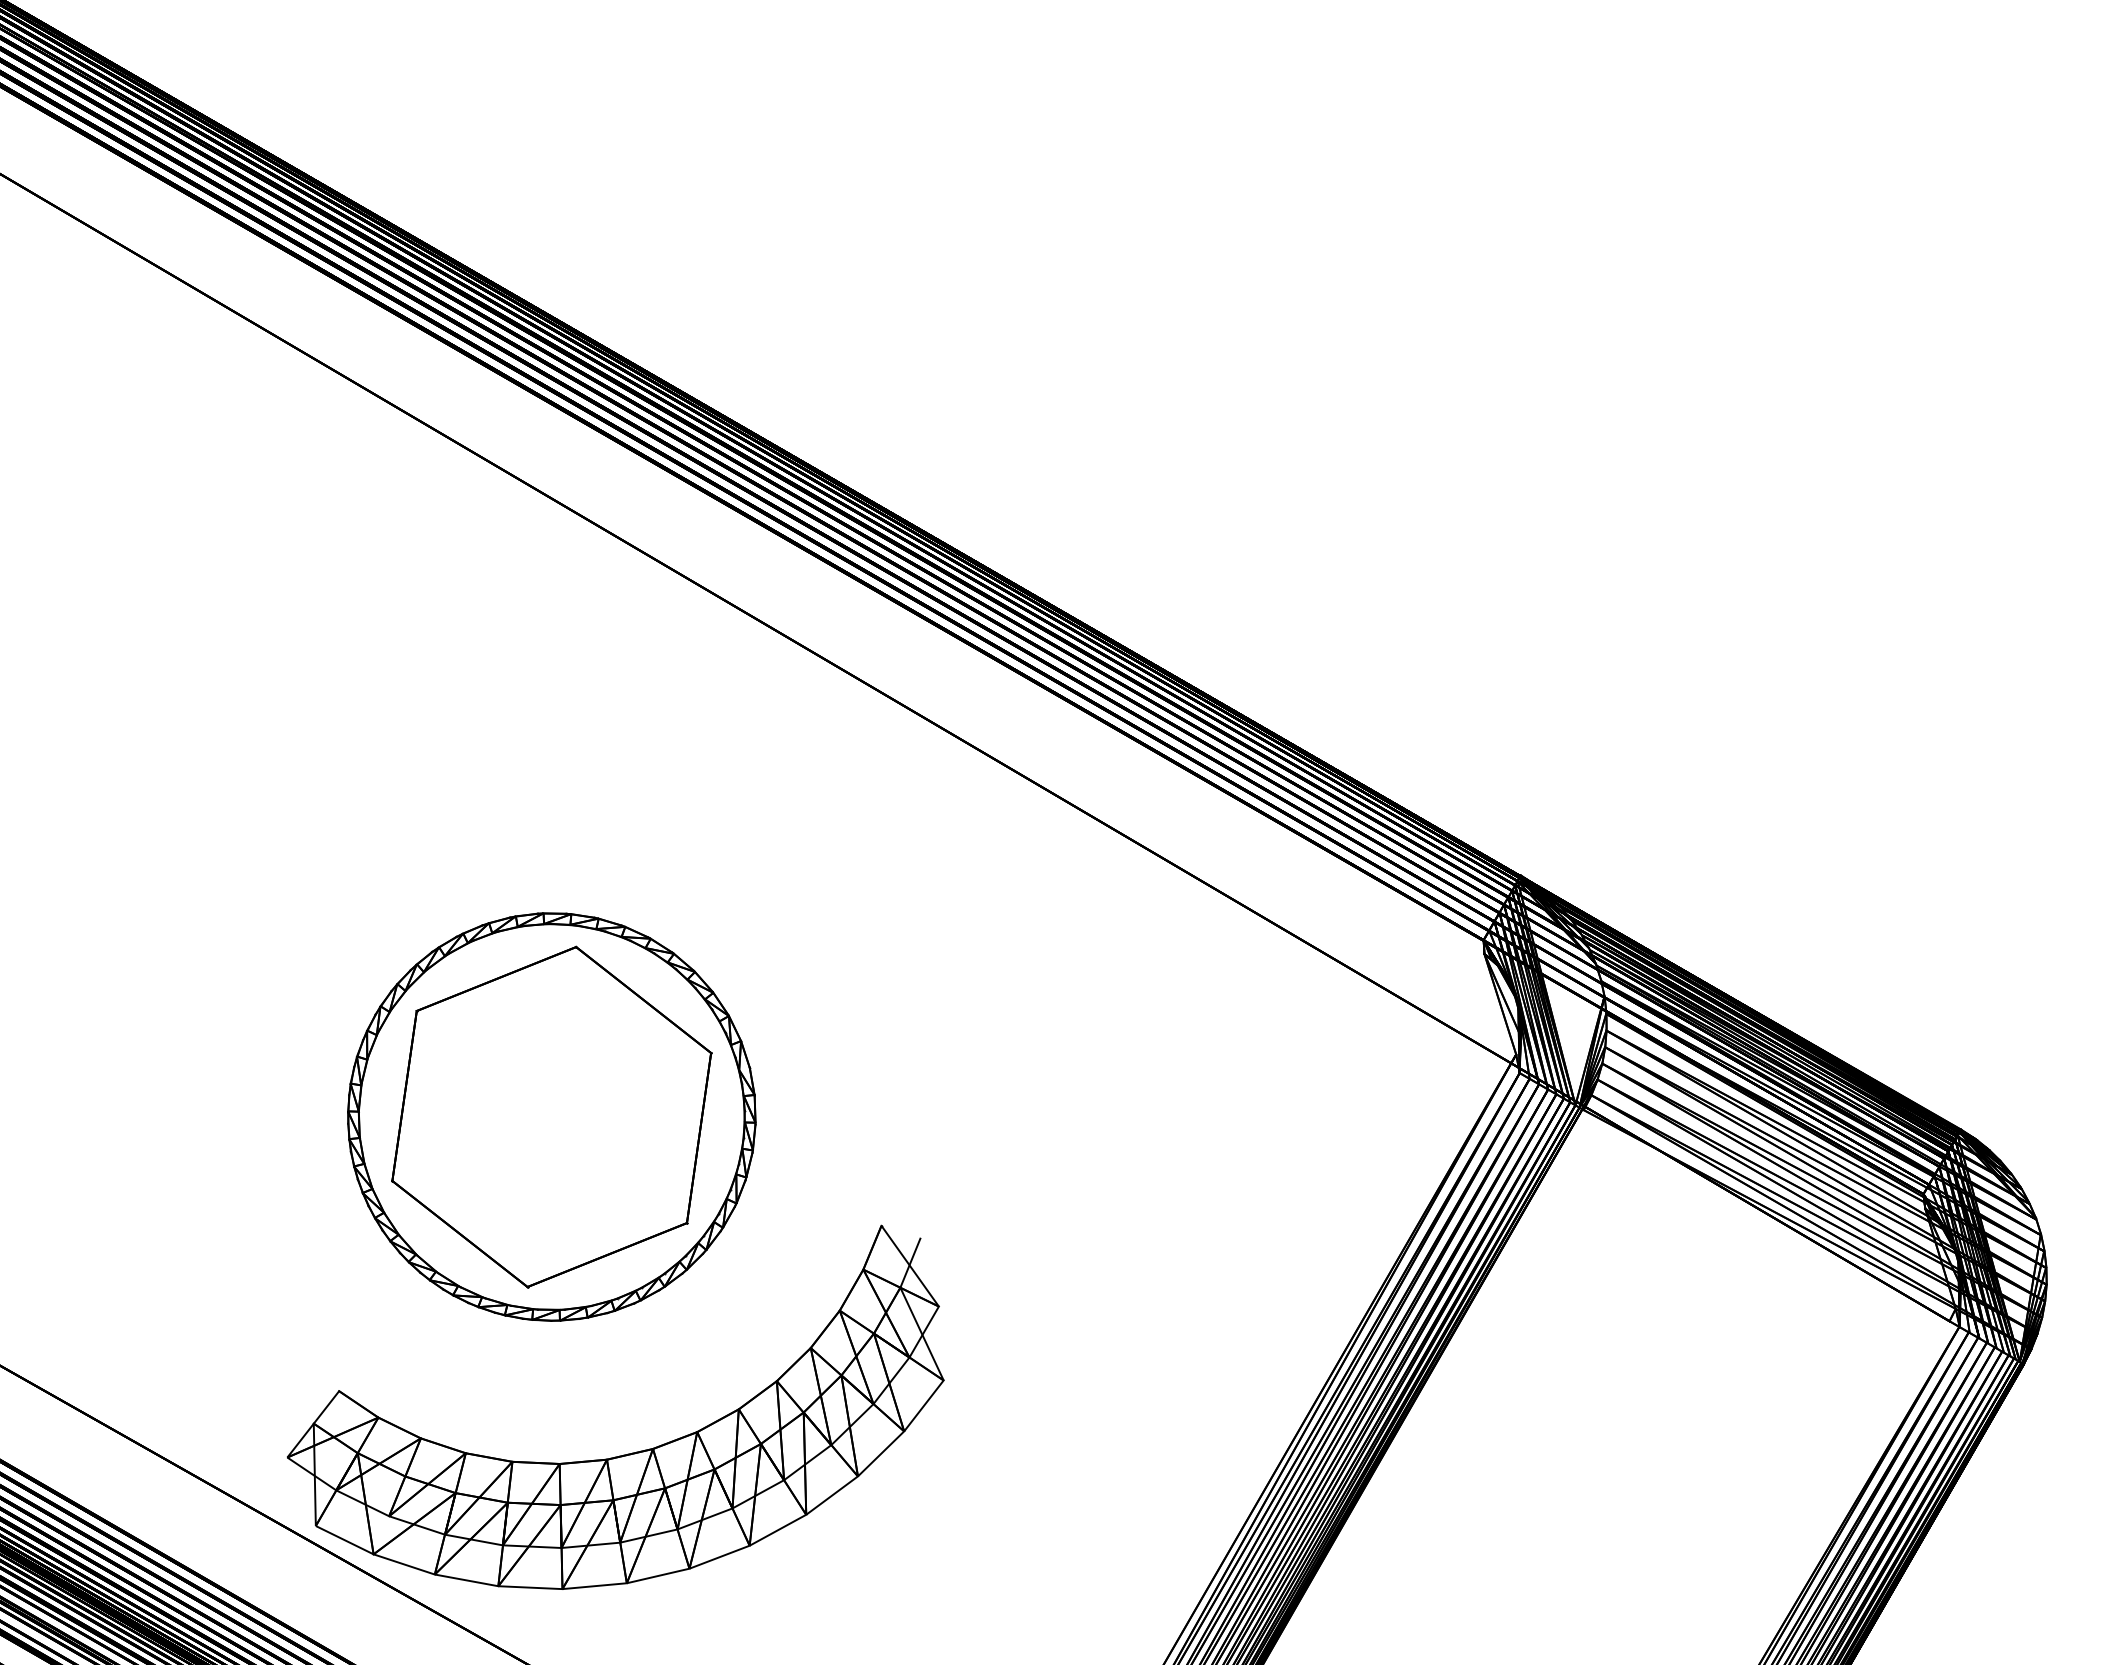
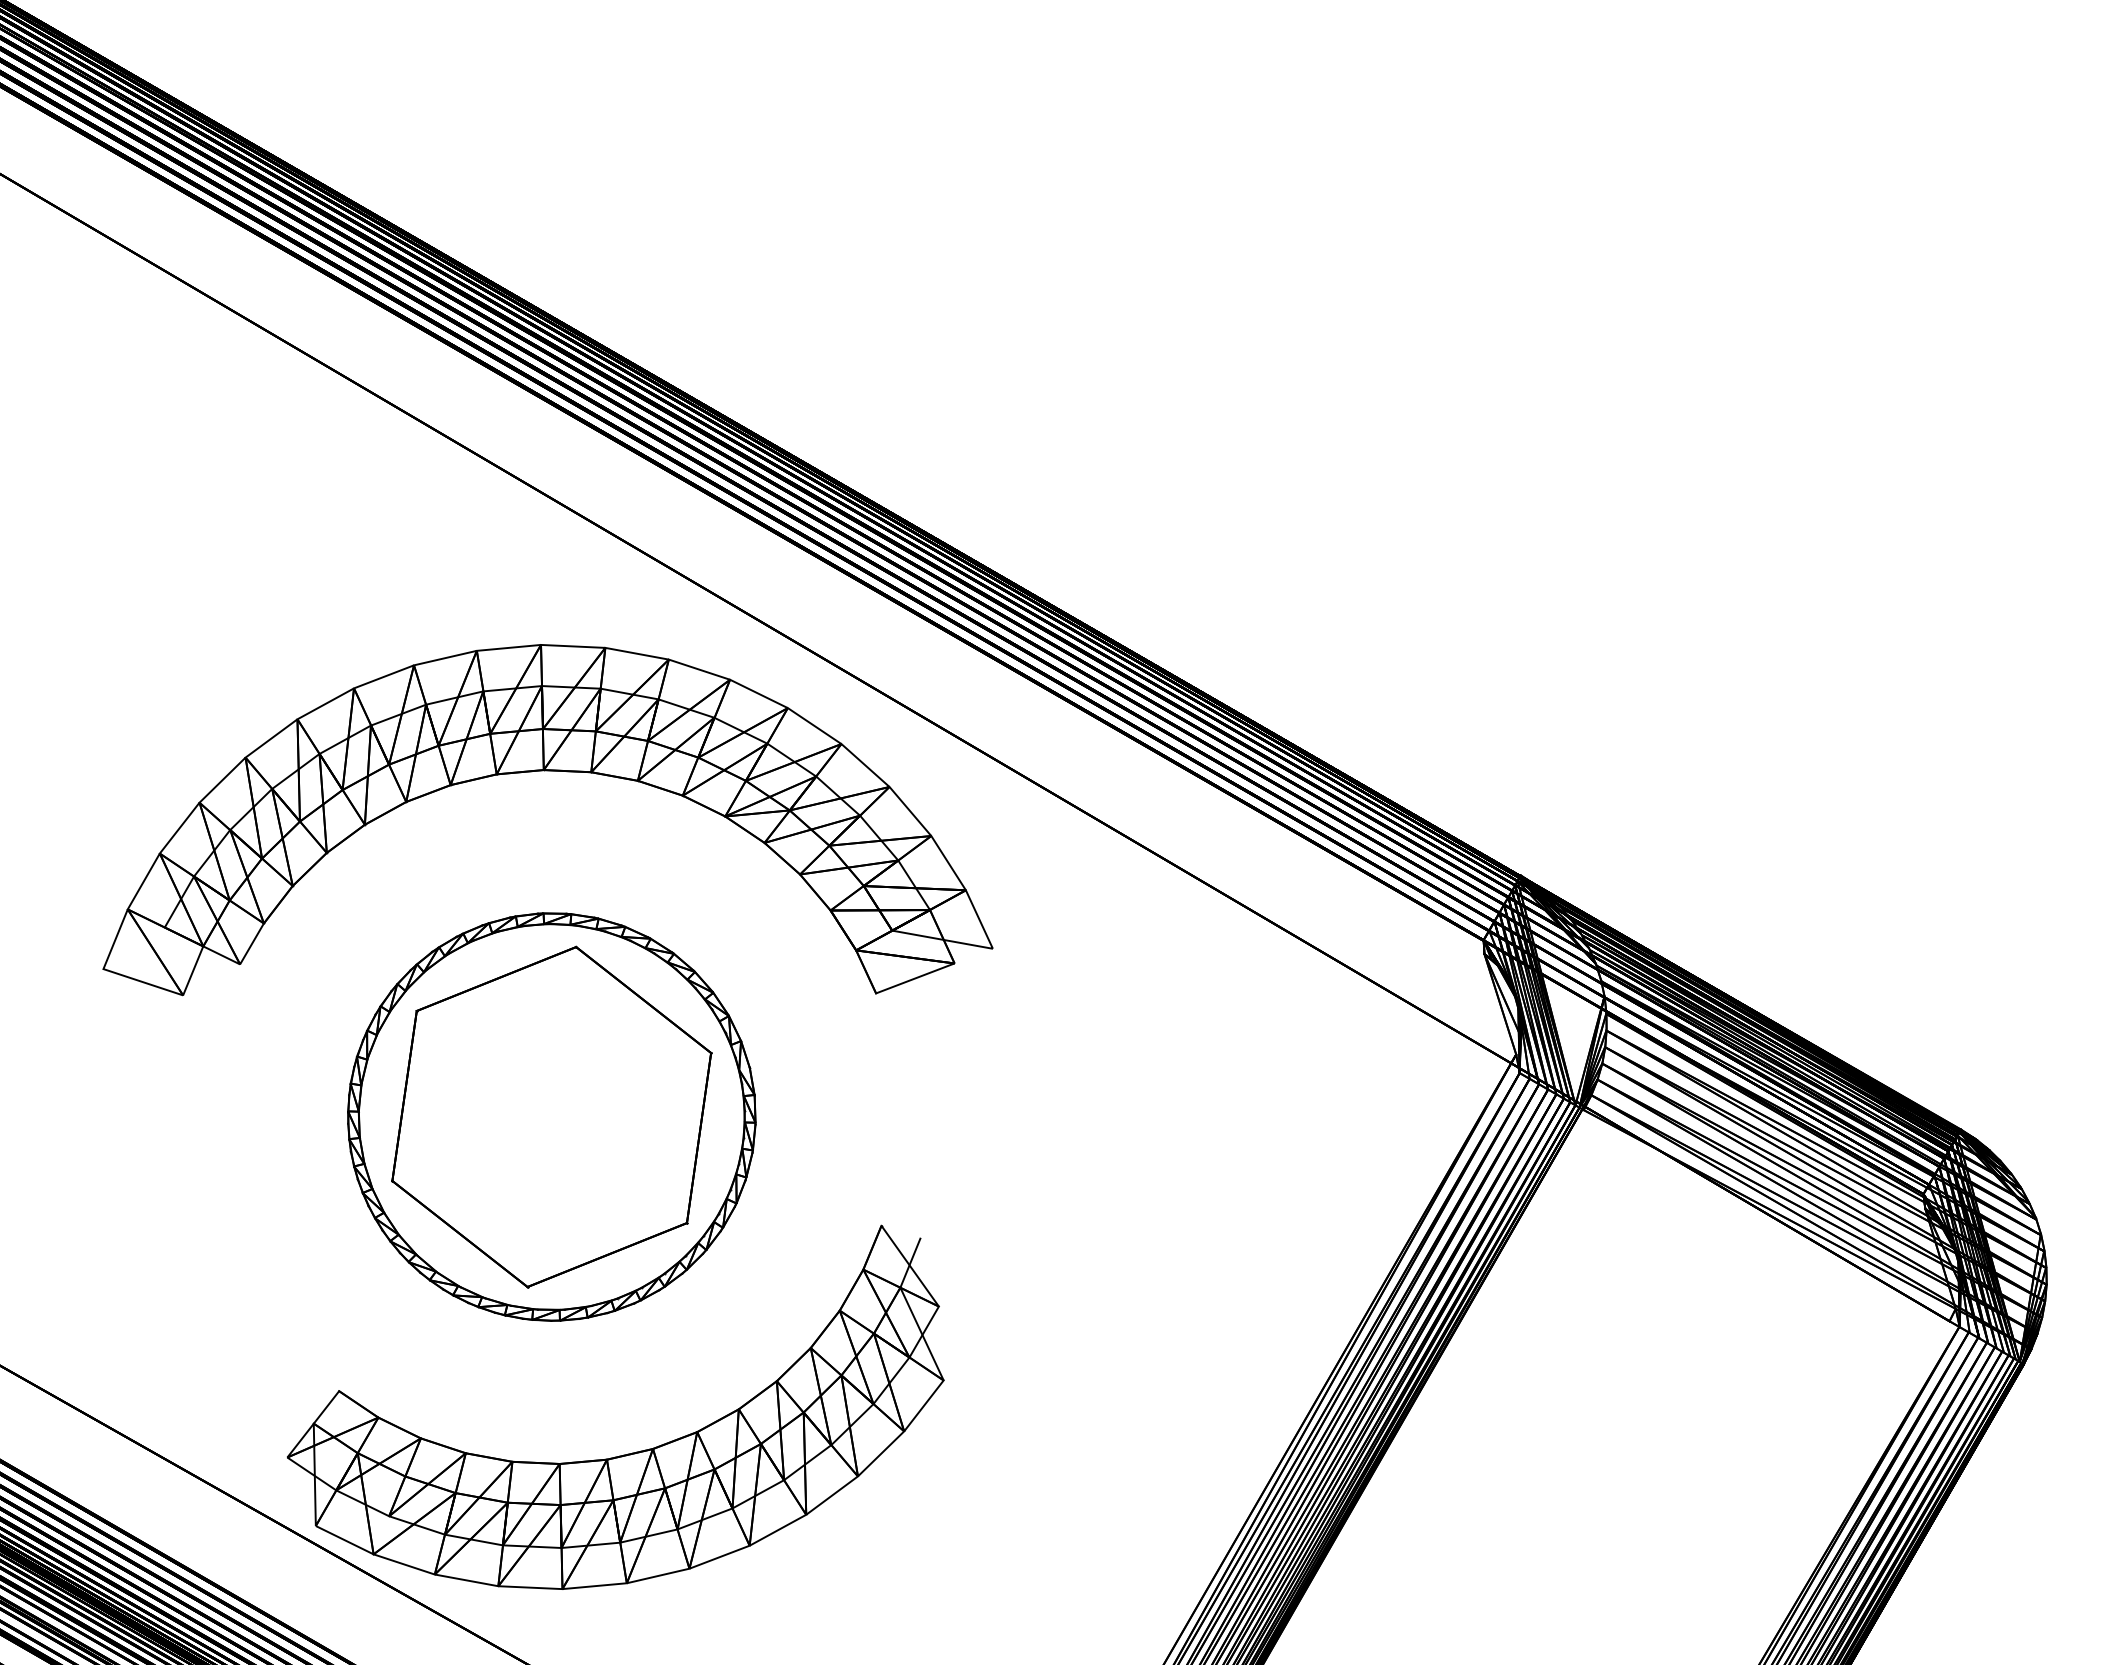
part: none -> present (547, 771)
